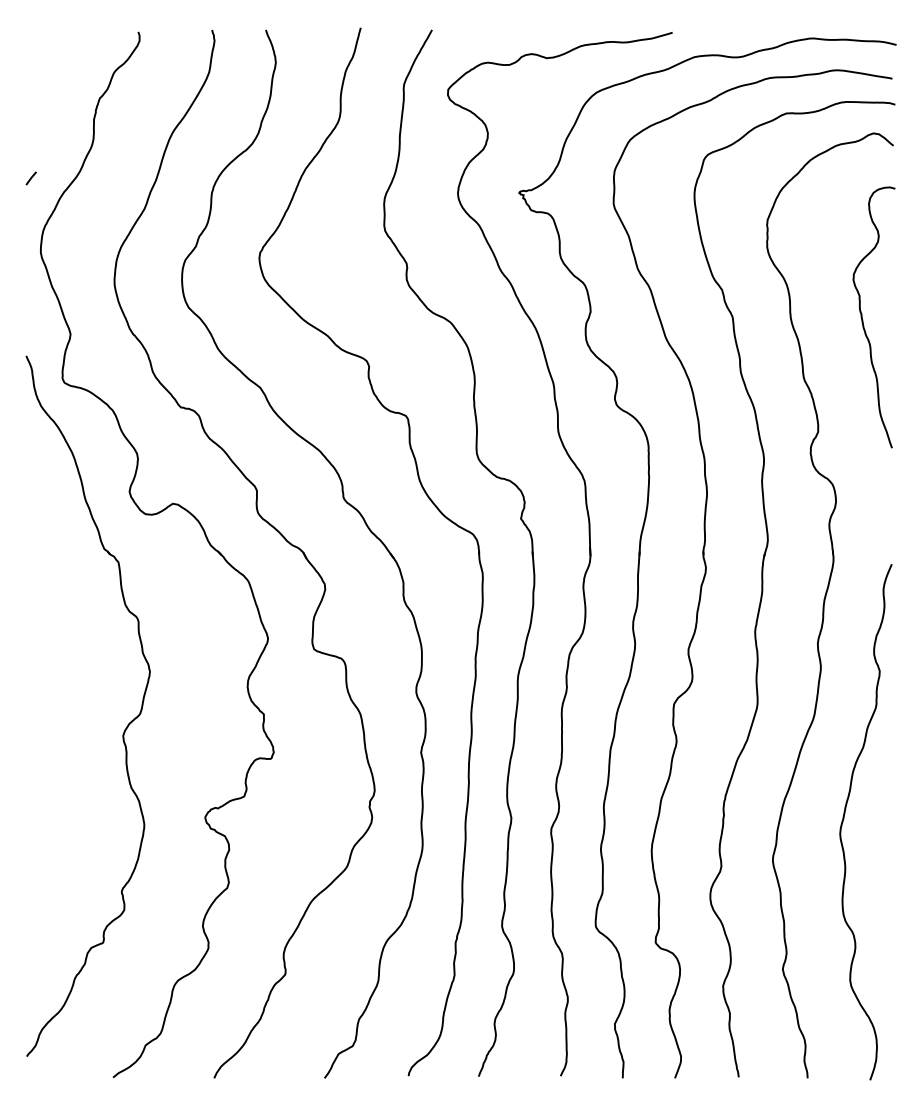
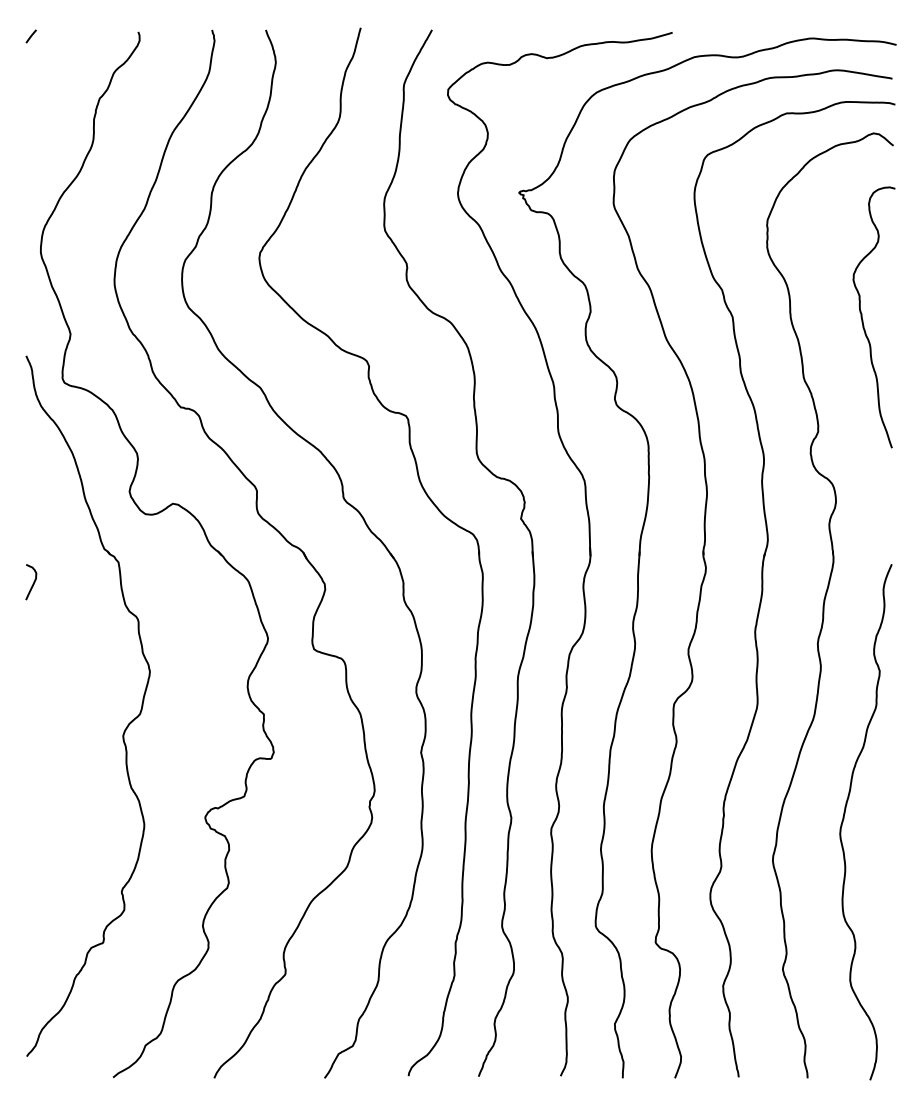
line position: (30, 178) -> (30, 36) (30, 36)
curve: none -> present (32, 583)
